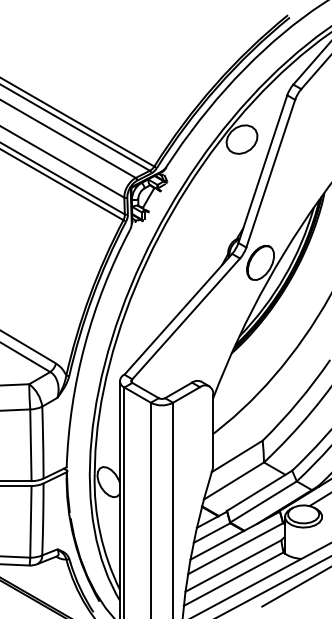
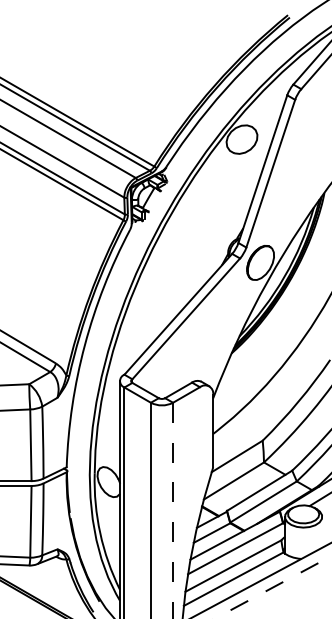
line: solid -> dashed (173, 510)
line: solid -> dashed (273, 587)
line: present -> none (295, 587)
